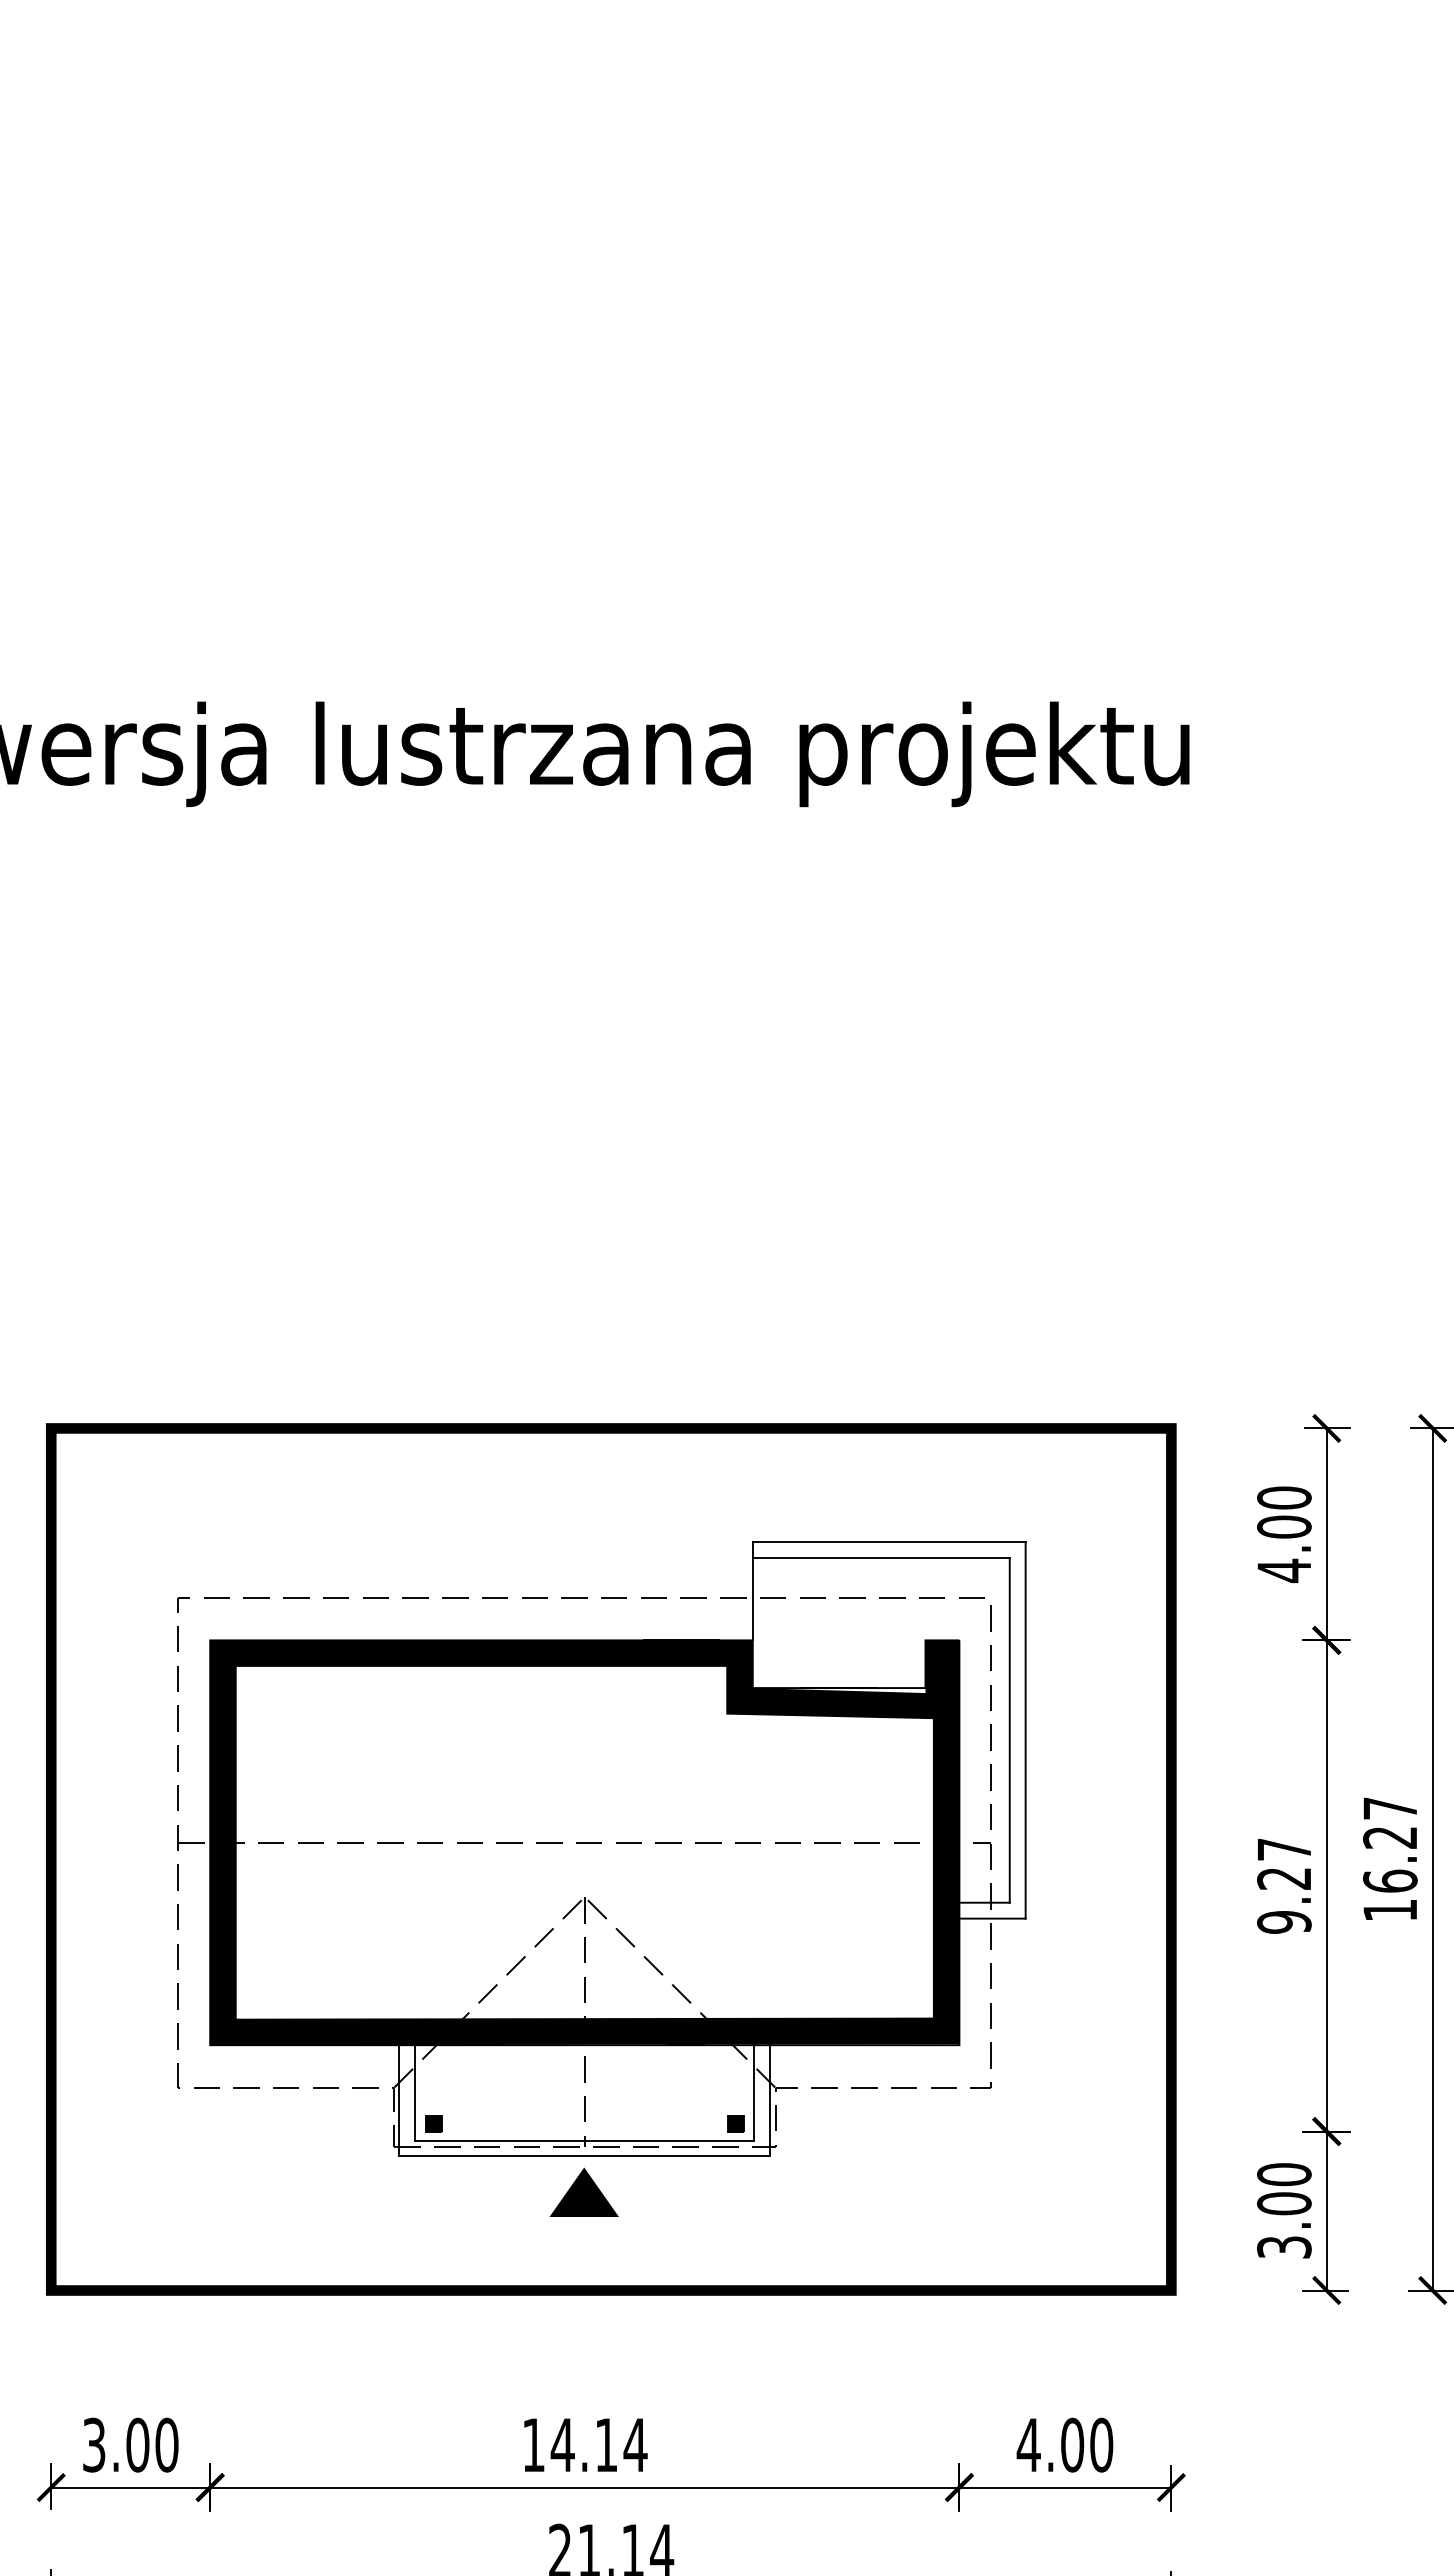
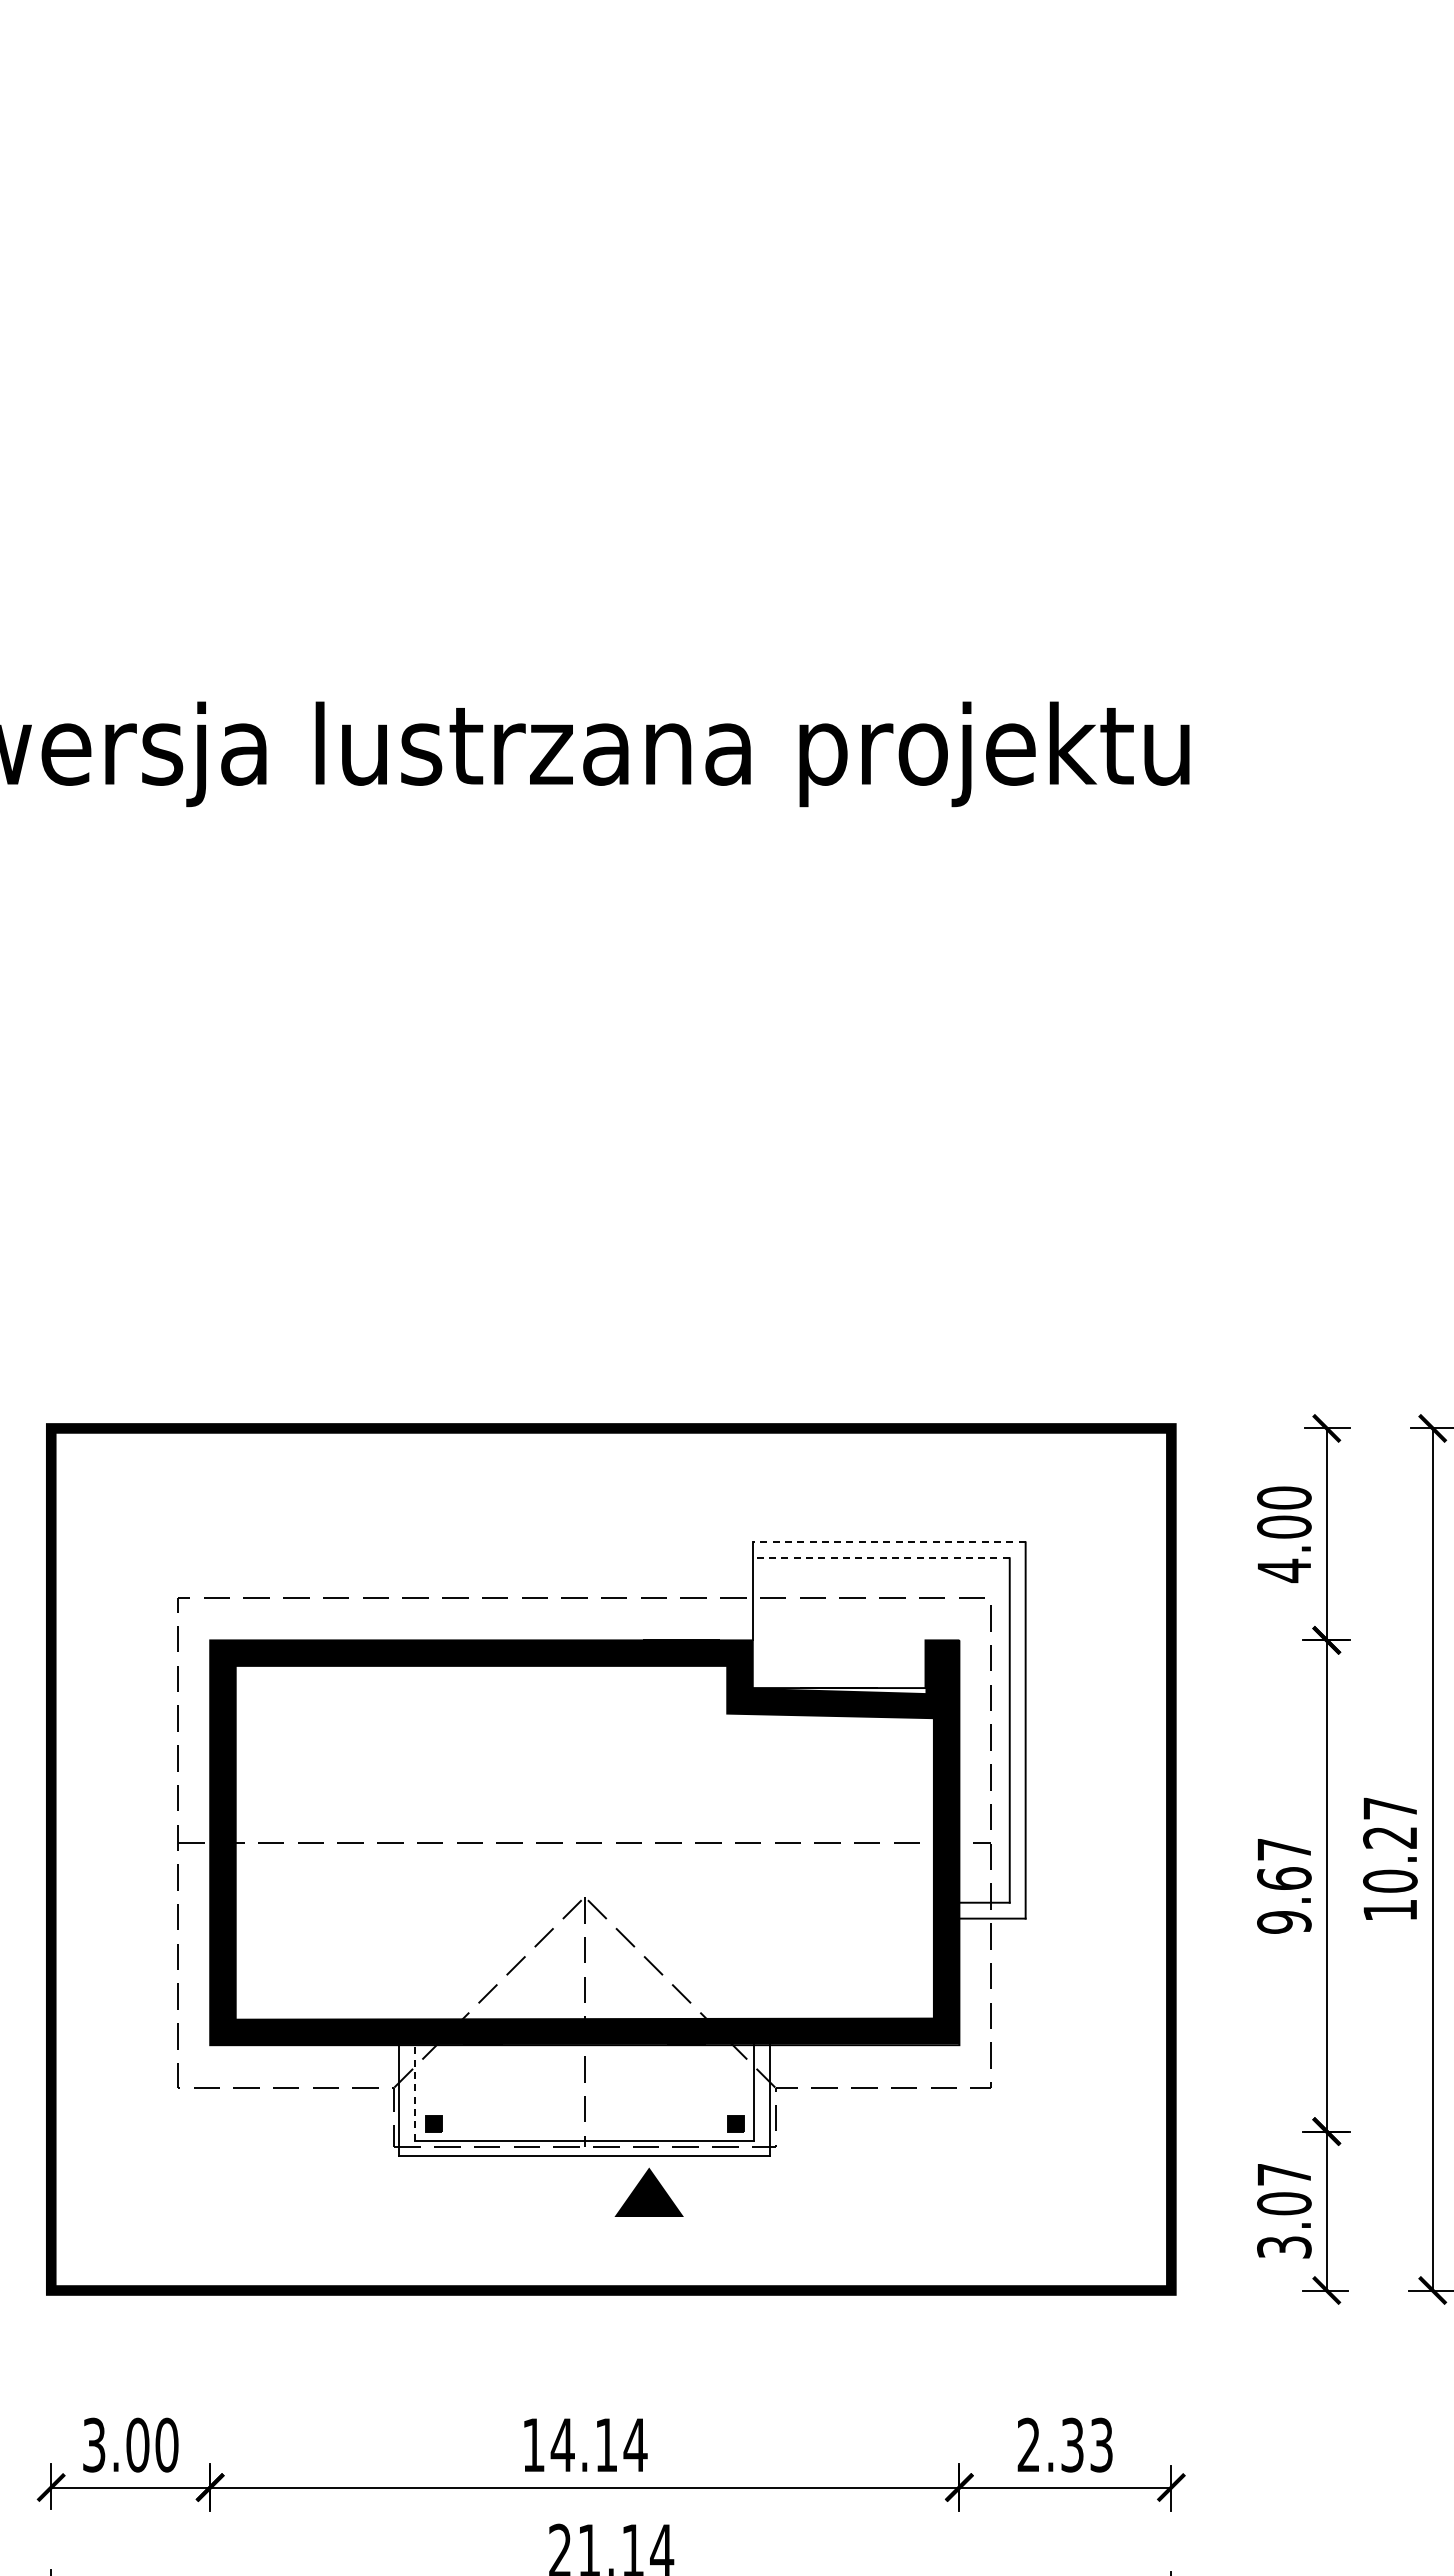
line: solid -> dashed (888, 1542)
line: solid -> dashed (880, 1558)
text: 9.27 -> 9.67 (1284, 1878)
text: 16.27 -> 10.27 (1390, 1880)
line: solid -> dashed (415, 2092)
text: 3.00 -> 3.07 (1284, 2174)
part position: (583, 2191) -> (648, 2191) (648, 2191)
text: 4.00 -> 2.33 (1064, 2444)
